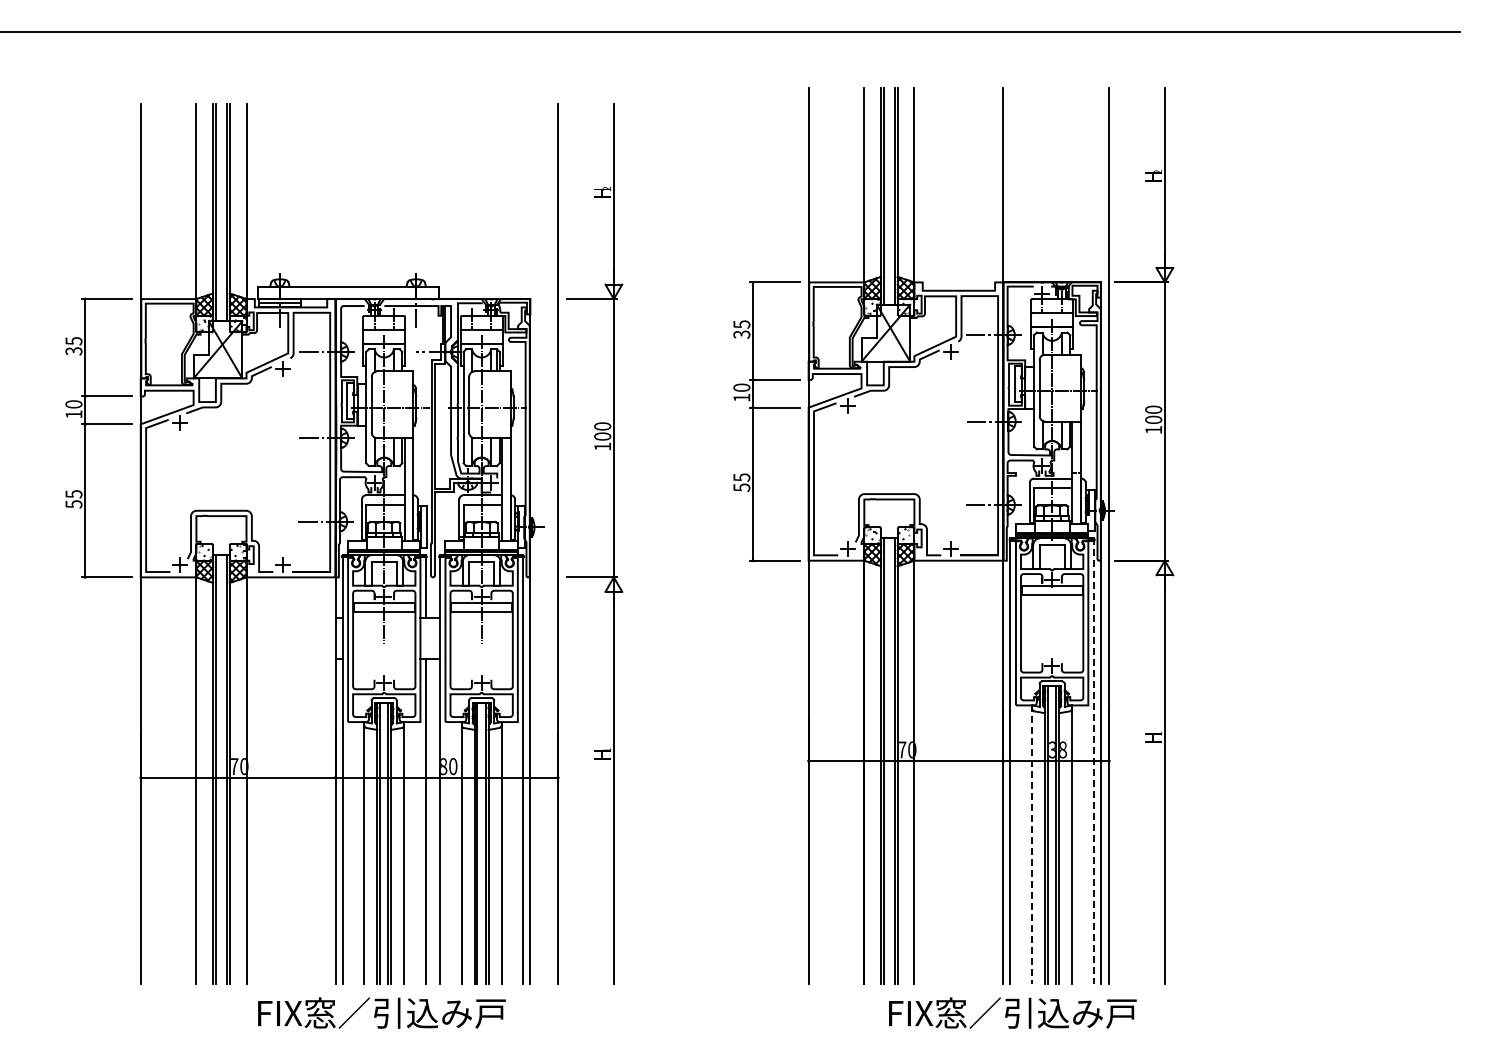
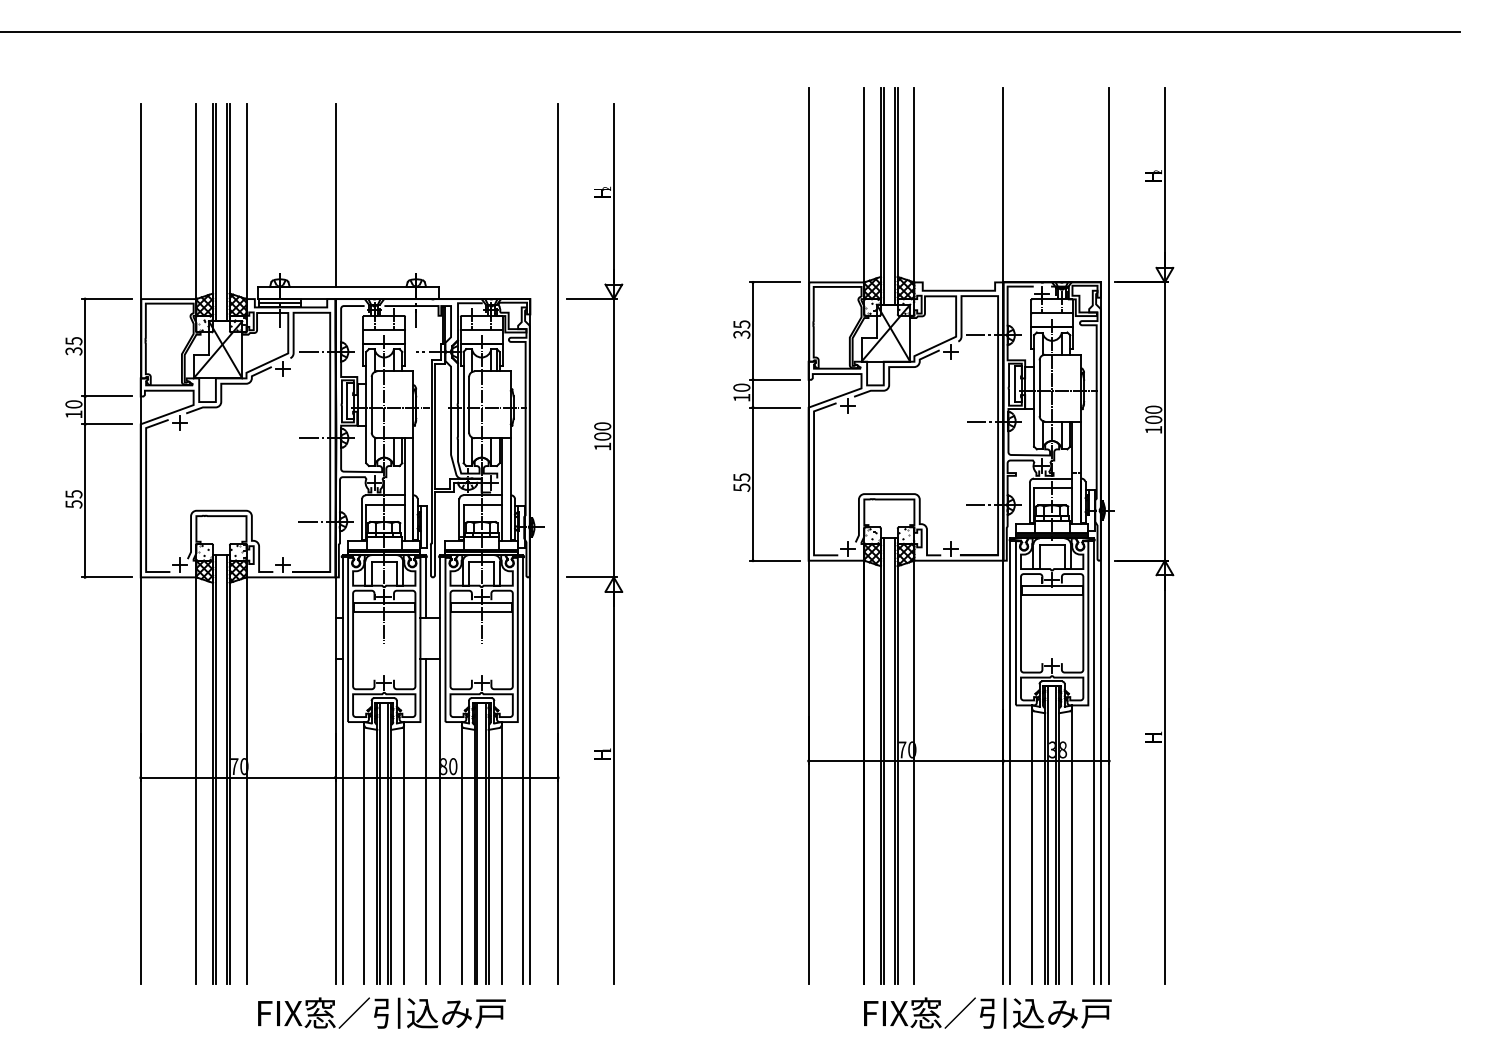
line: none -> present (335, 195)
line: dashed -> solid (1093, 761)
line: dashed -> solid (1032, 845)
text position: (1012, 1012) -> (987, 1012) (987, 1012)
